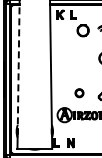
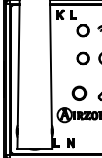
part: none -> present (82, 58)
line: dashed -> solid (18, 64)
part size: 11x11 px -> 17x16 px (79, 92)
